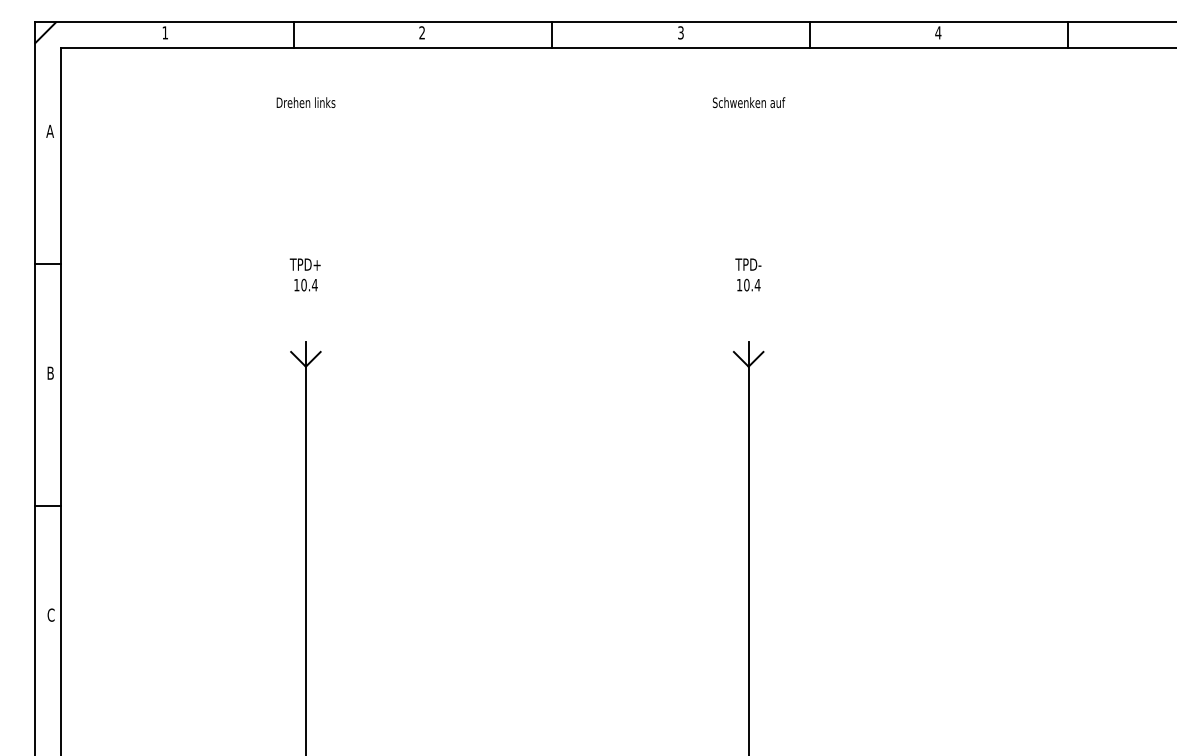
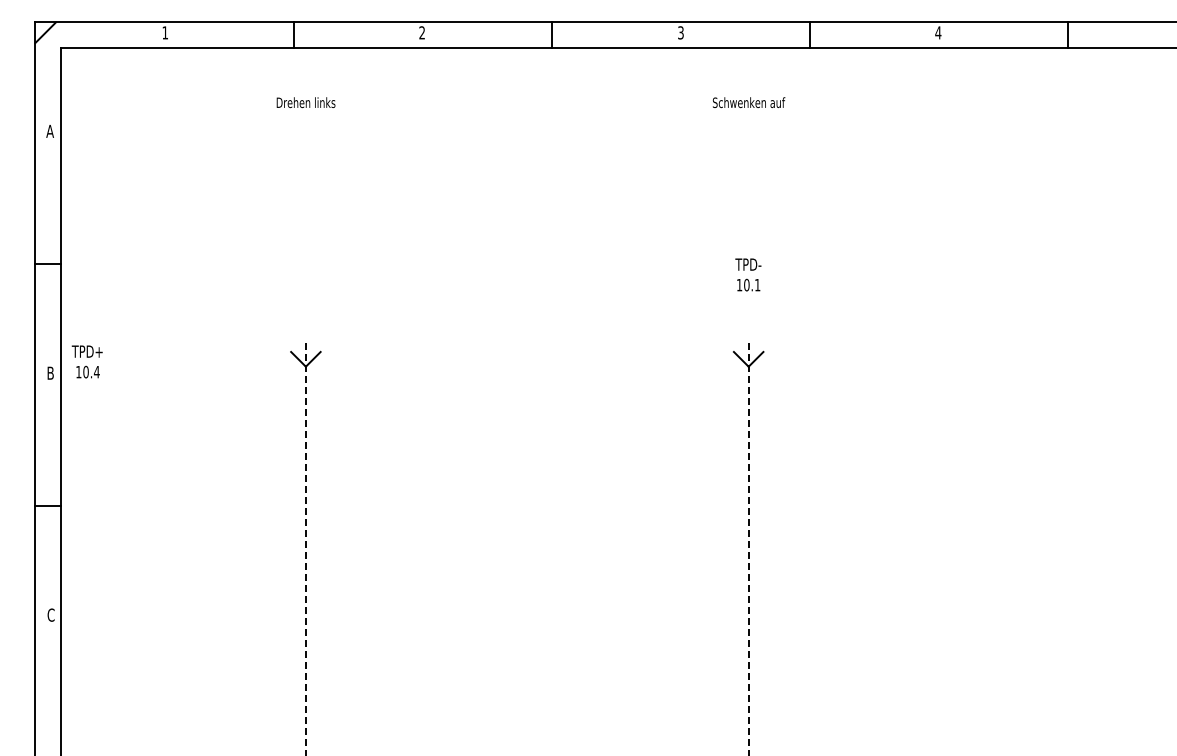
text position: (304, 274) -> (86, 361) (86, 361)
text: 10.4 -> 10.1 (757, 285)
line: solid -> dashed (305, 548)
line: solid -> dashed (748, 548)
